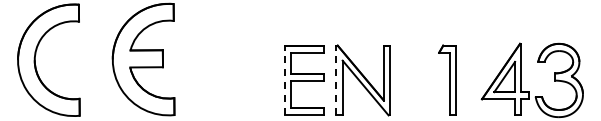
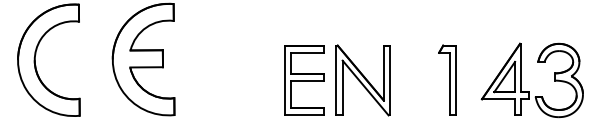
line: dashed -> solid (284, 80)
line: dashed -> solid (336, 80)
